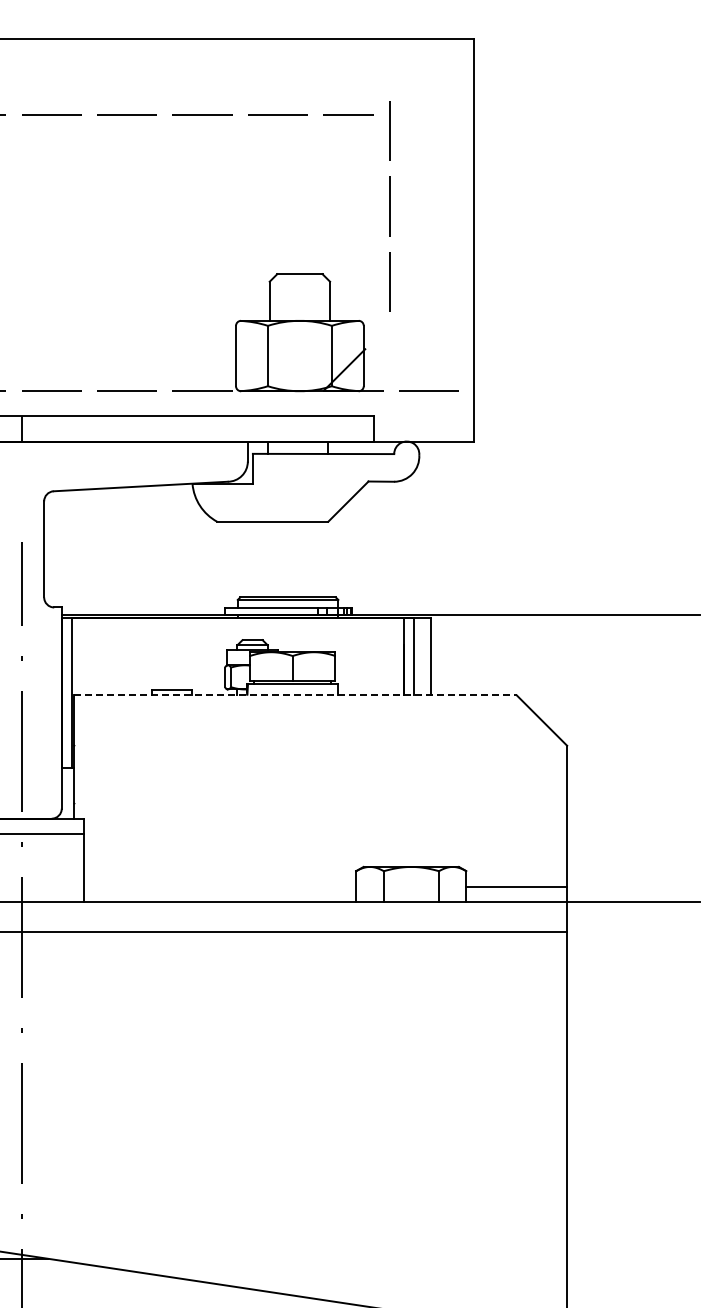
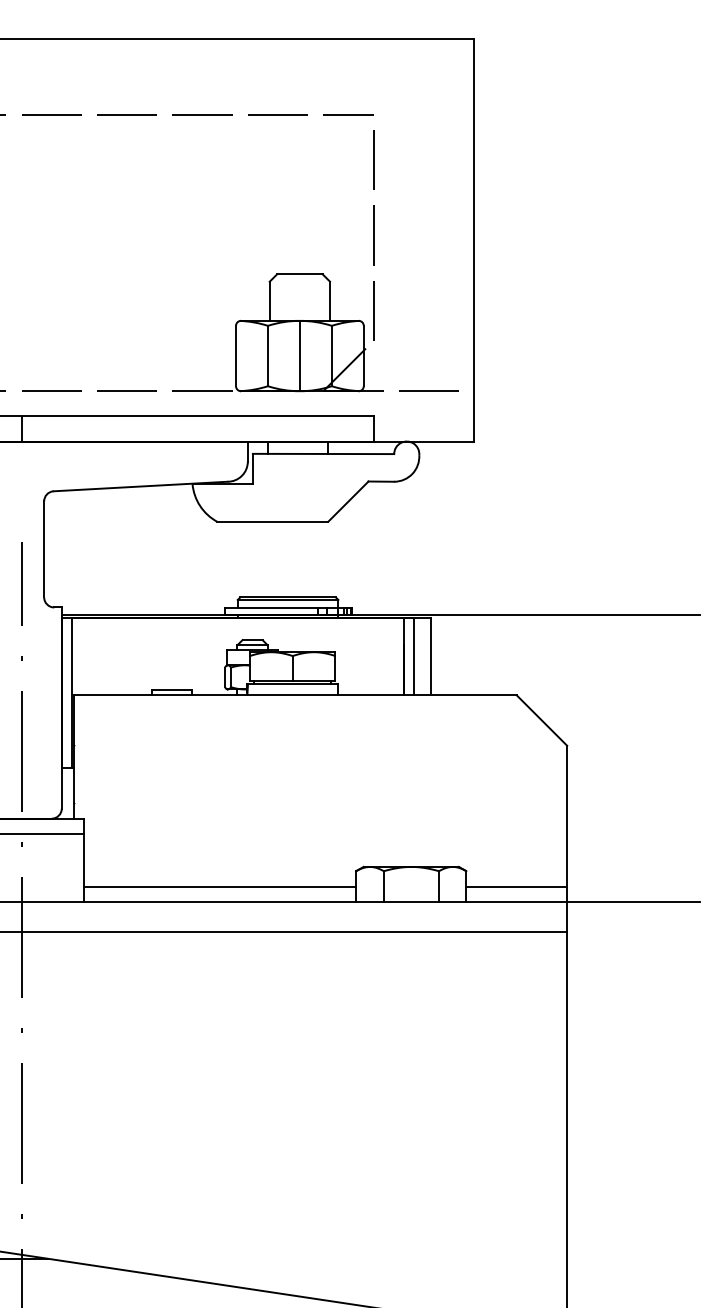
line position: (389, 206) -> (373, 235) (373, 235)
line: none -> present (299, 355)
line: dashed -> solid (296, 695)
line: none -> present (220, 886)
